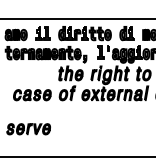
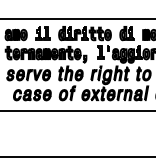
line: none -> present (77, 110)
part position: (28, 129) -> (28, 75) (28, 75)
